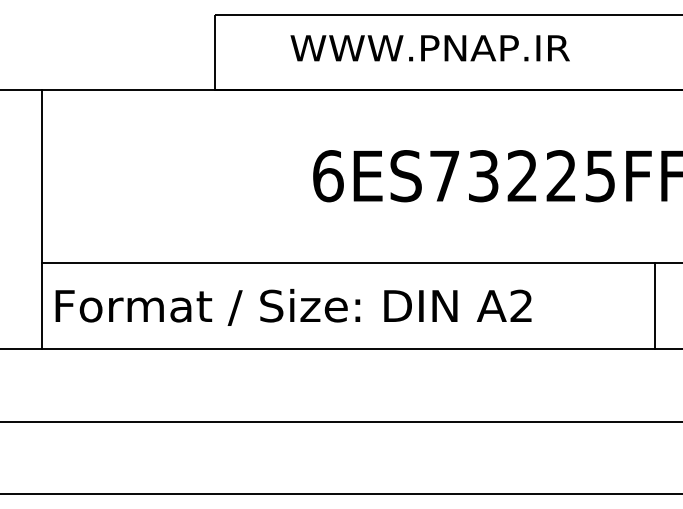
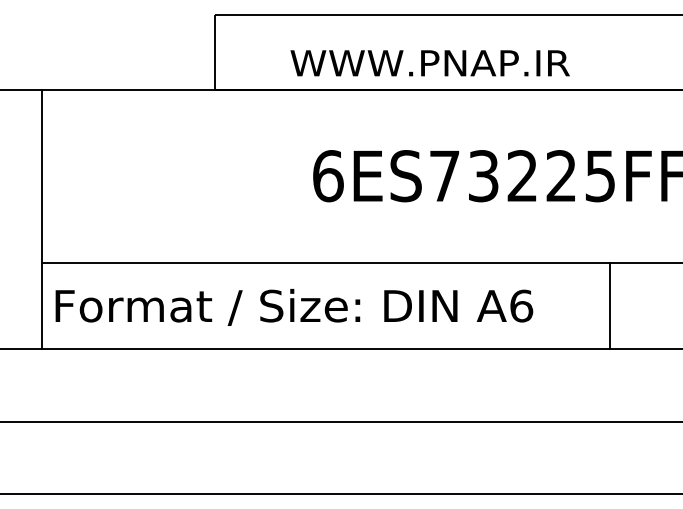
text position: (429, 48) -> (429, 63) (429, 63)
text: A2 -> A6 (521, 305)
line position: (655, 305) -> (610, 305) (610, 305)
